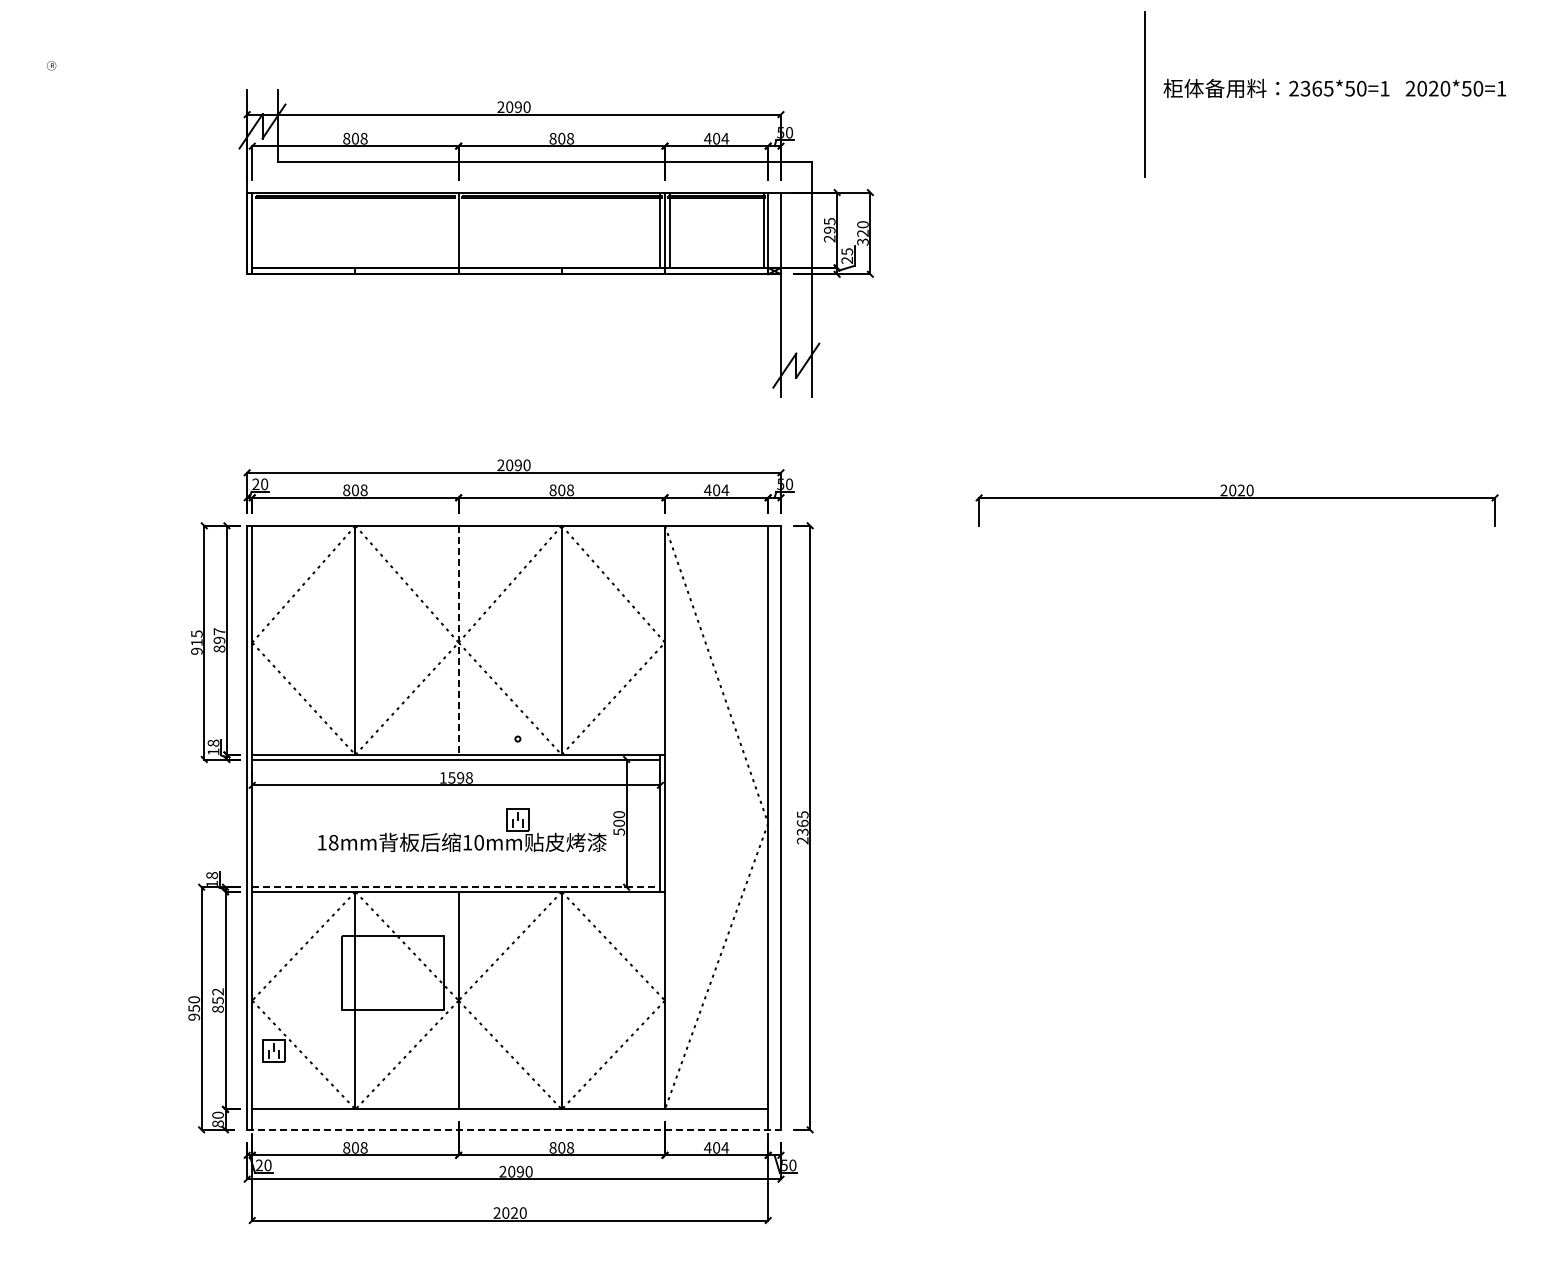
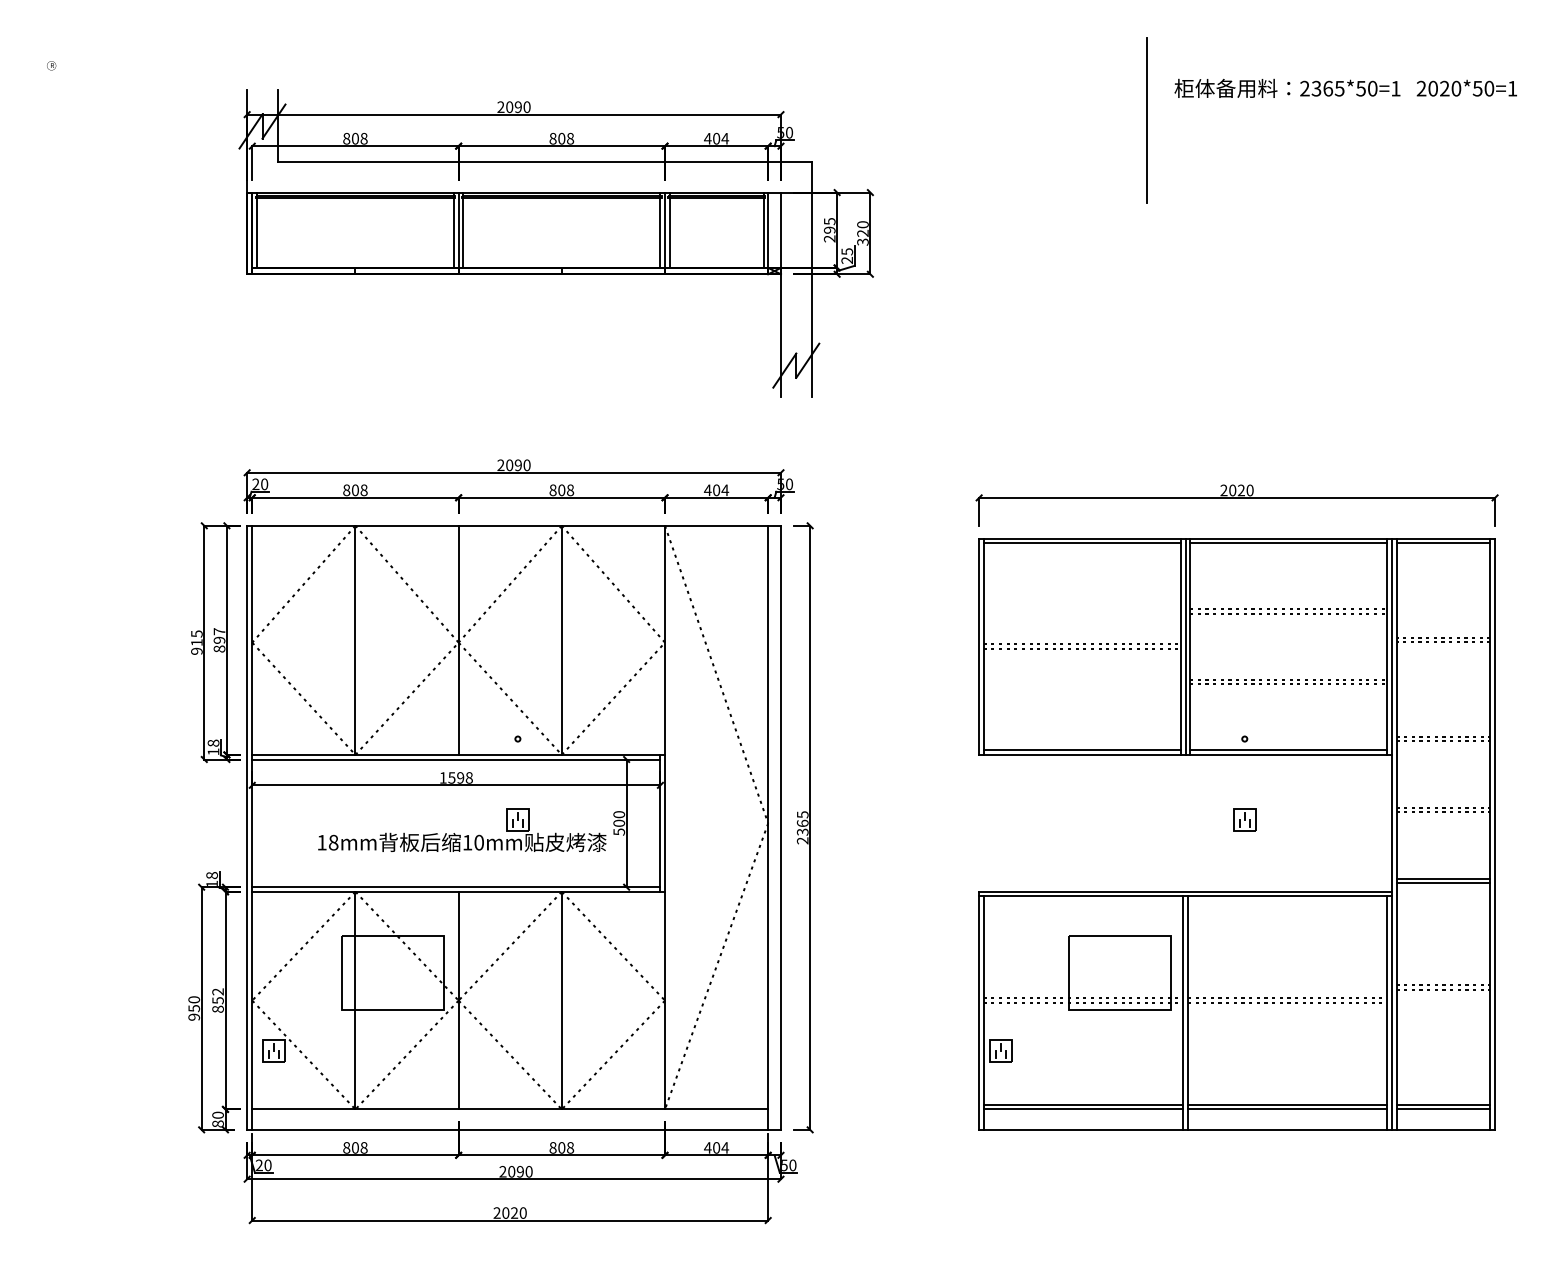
text position: (1334, 87) -> (1345, 87) (1345, 87)
line position: (1144, 94) -> (1146, 120) (1146, 120)
line: none -> present (256, 229)
line: none -> present (454, 229)
line: none -> present (463, 229)
line: dashed -> solid (458, 640)
part: none -> present (1236, 834)
line: dashed -> solid (456, 887)
line: dashed -> solid (514, 1129)
